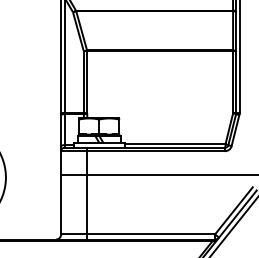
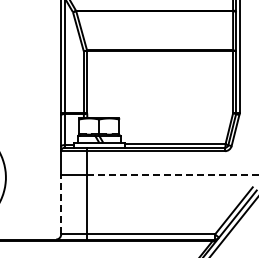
line: solid -> dashed (172, 174)
line: solid -> dashed (61, 204)
